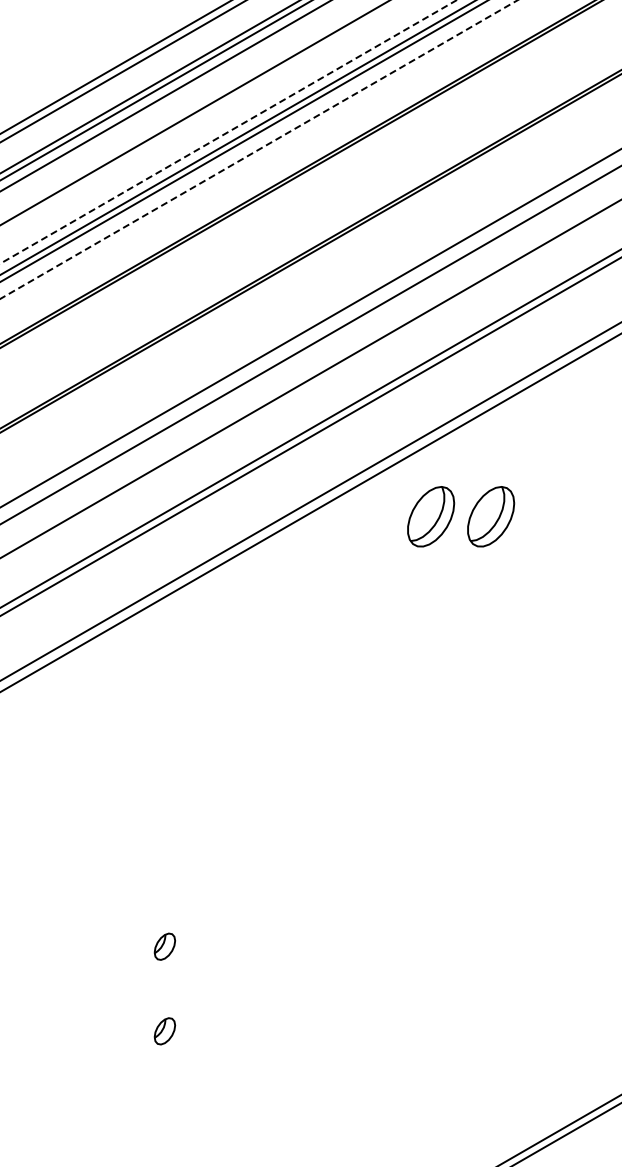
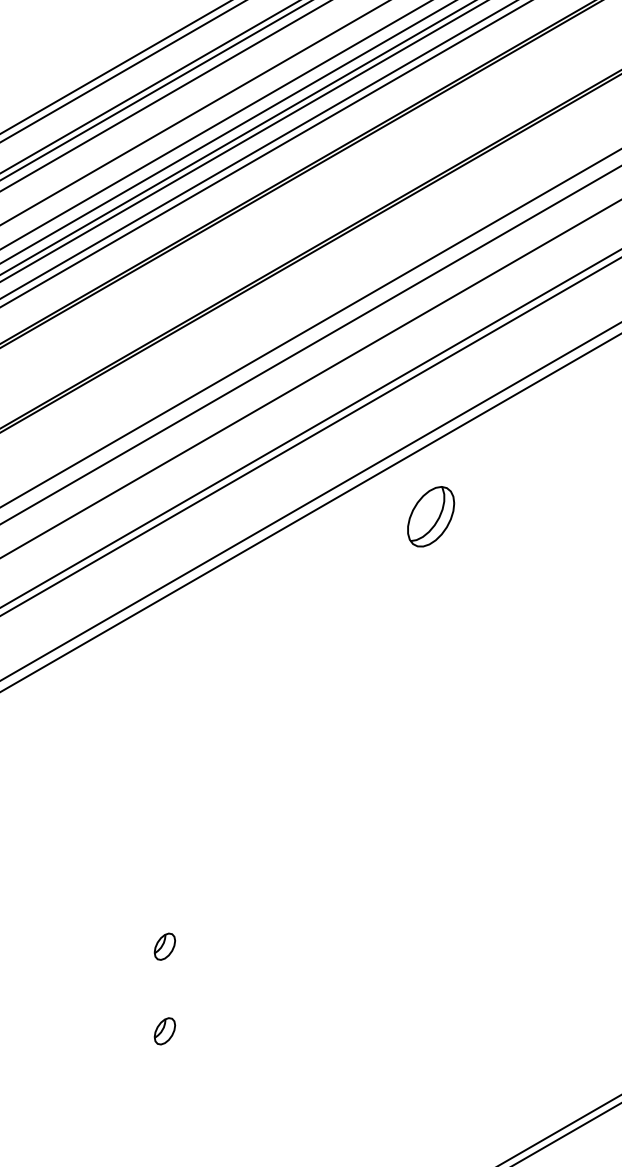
line: none -> present (215, 125)
line: dashed -> solid (228, 132)
line: dashed -> solid (258, 149)
line: none -> present (265, 153)
part: present -> none (491, 516)
